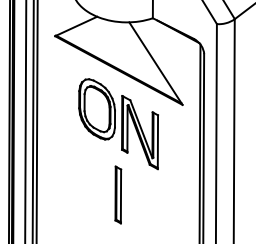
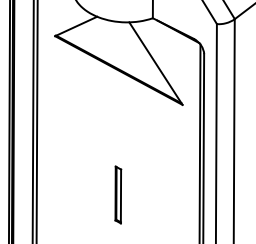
line: present -> none (25, 121)
part: present -> none (118, 124)
